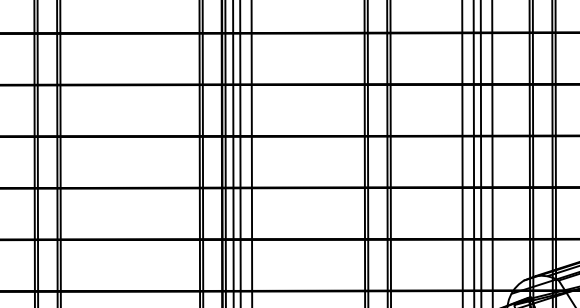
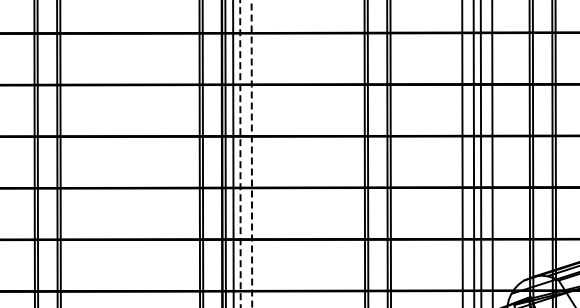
line: solid -> dashed (240, 153)
line: solid -> dashed (251, 153)
